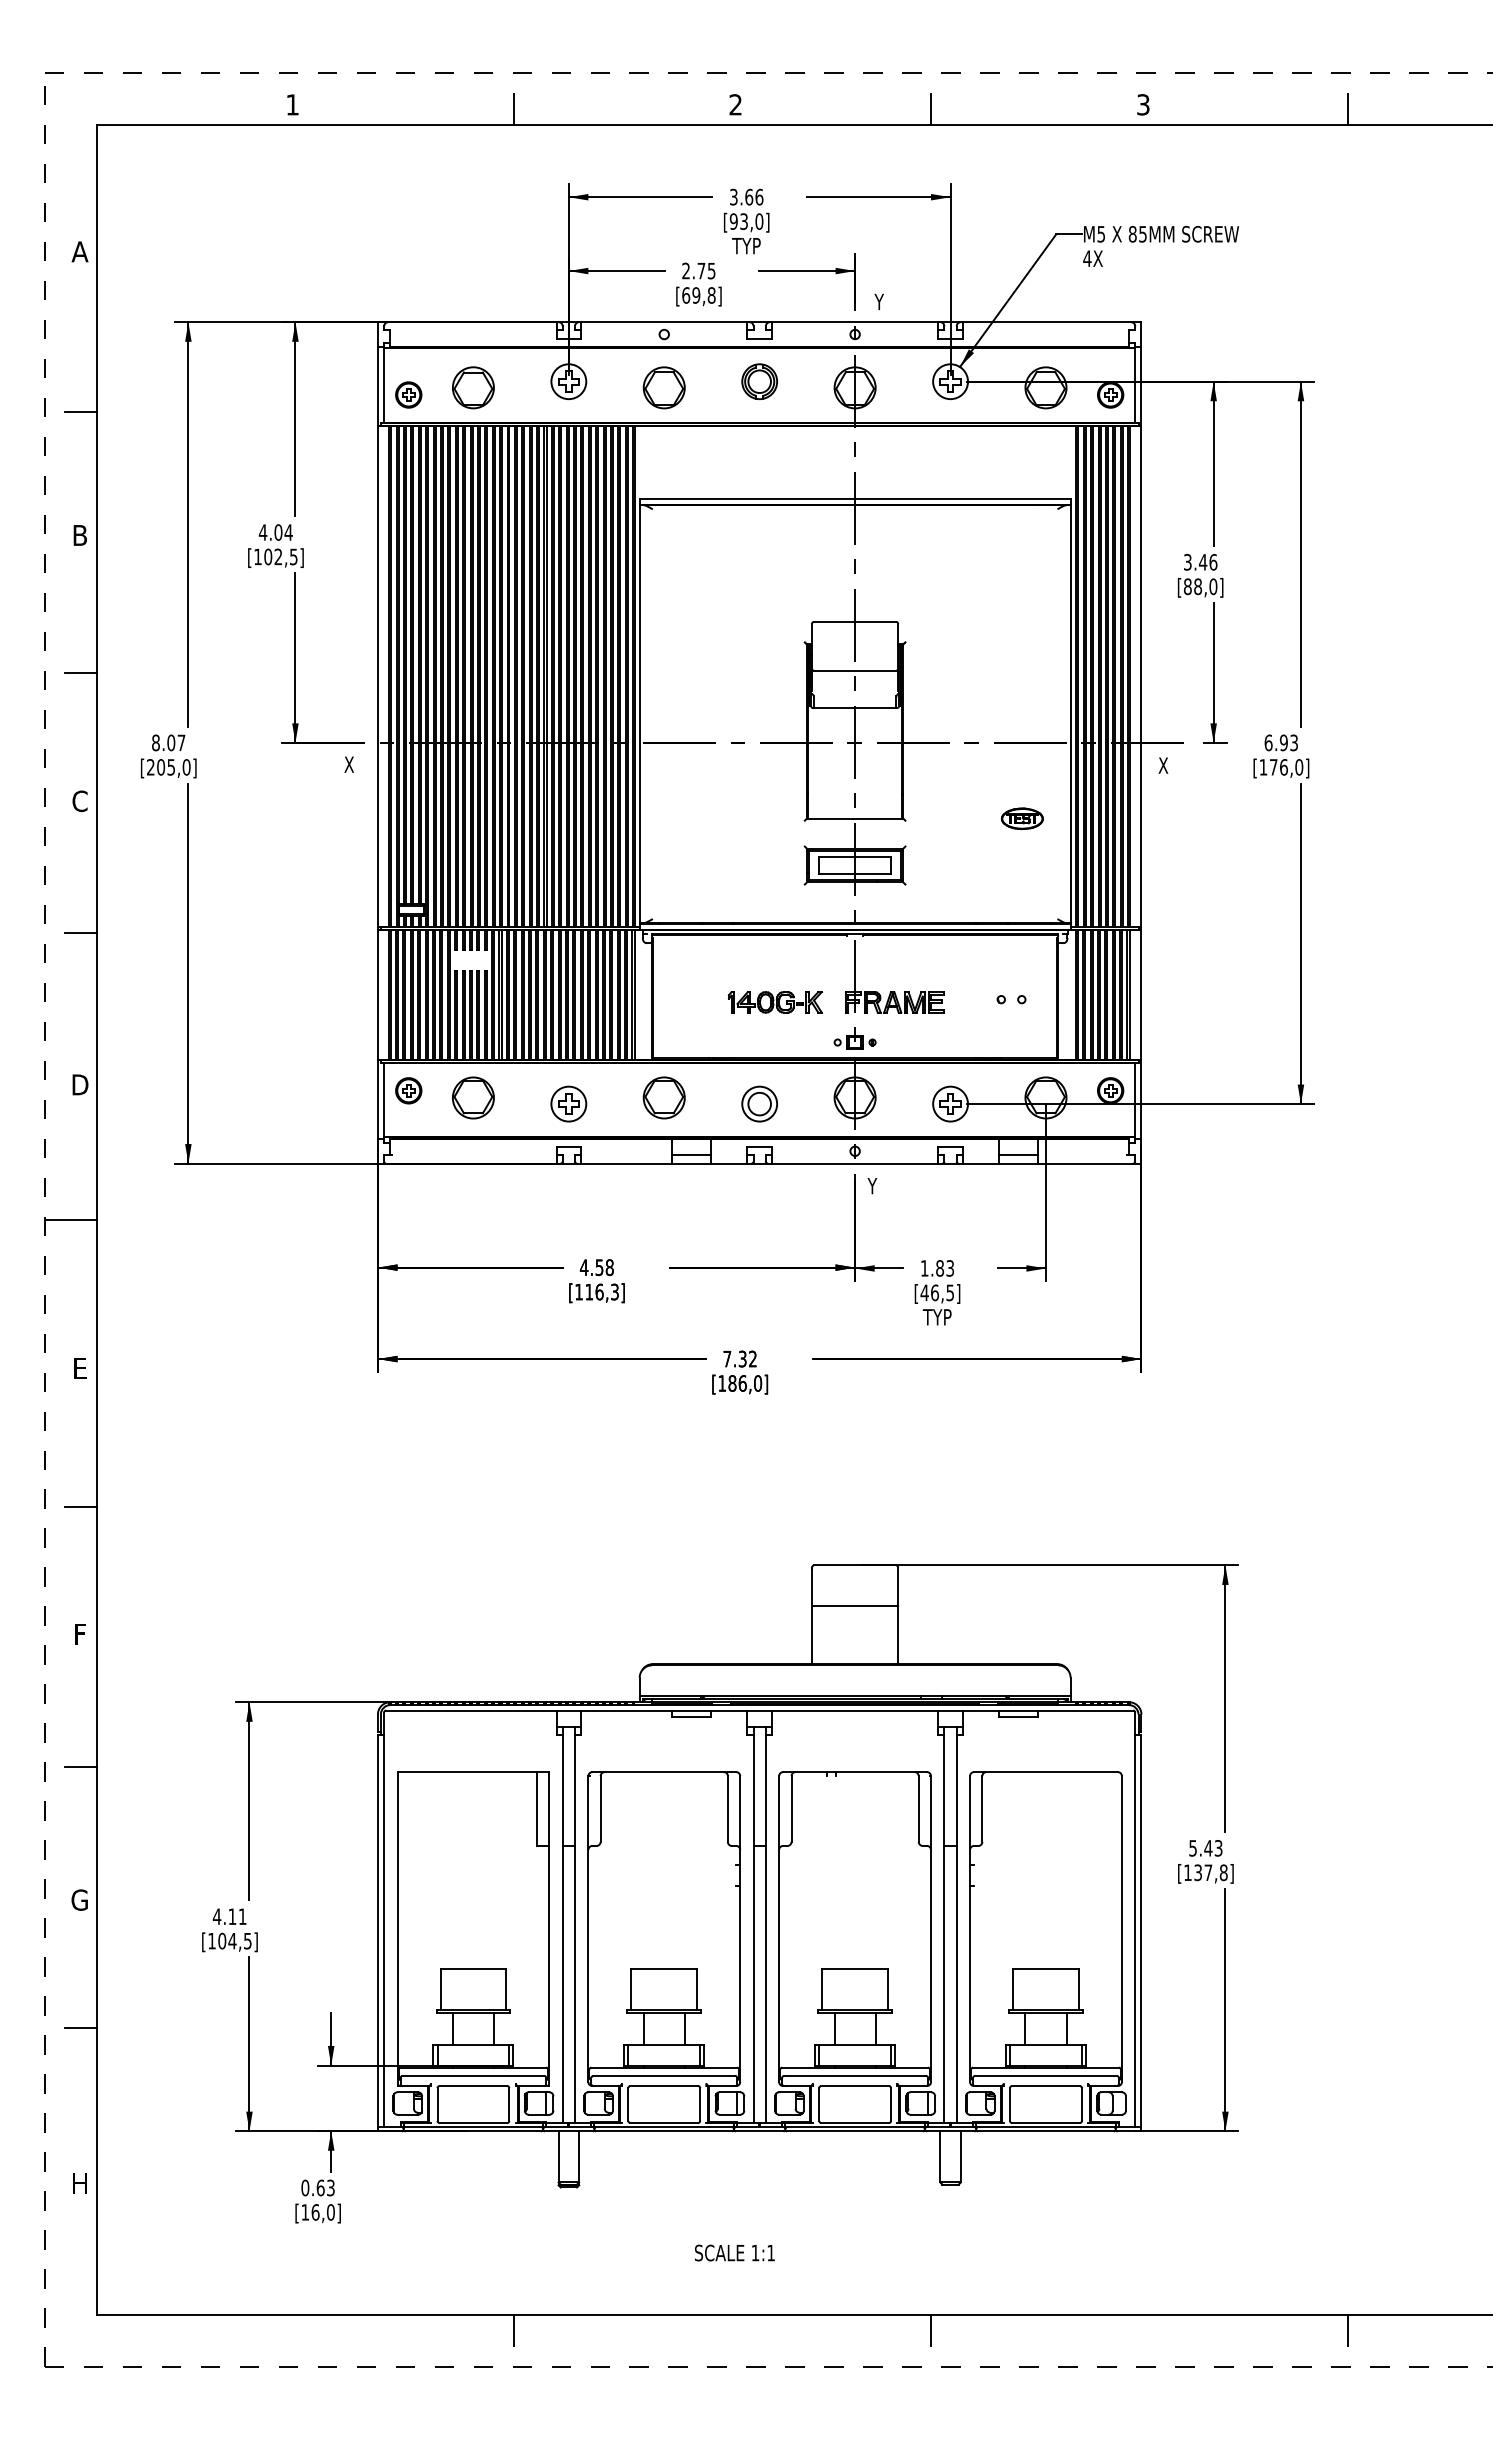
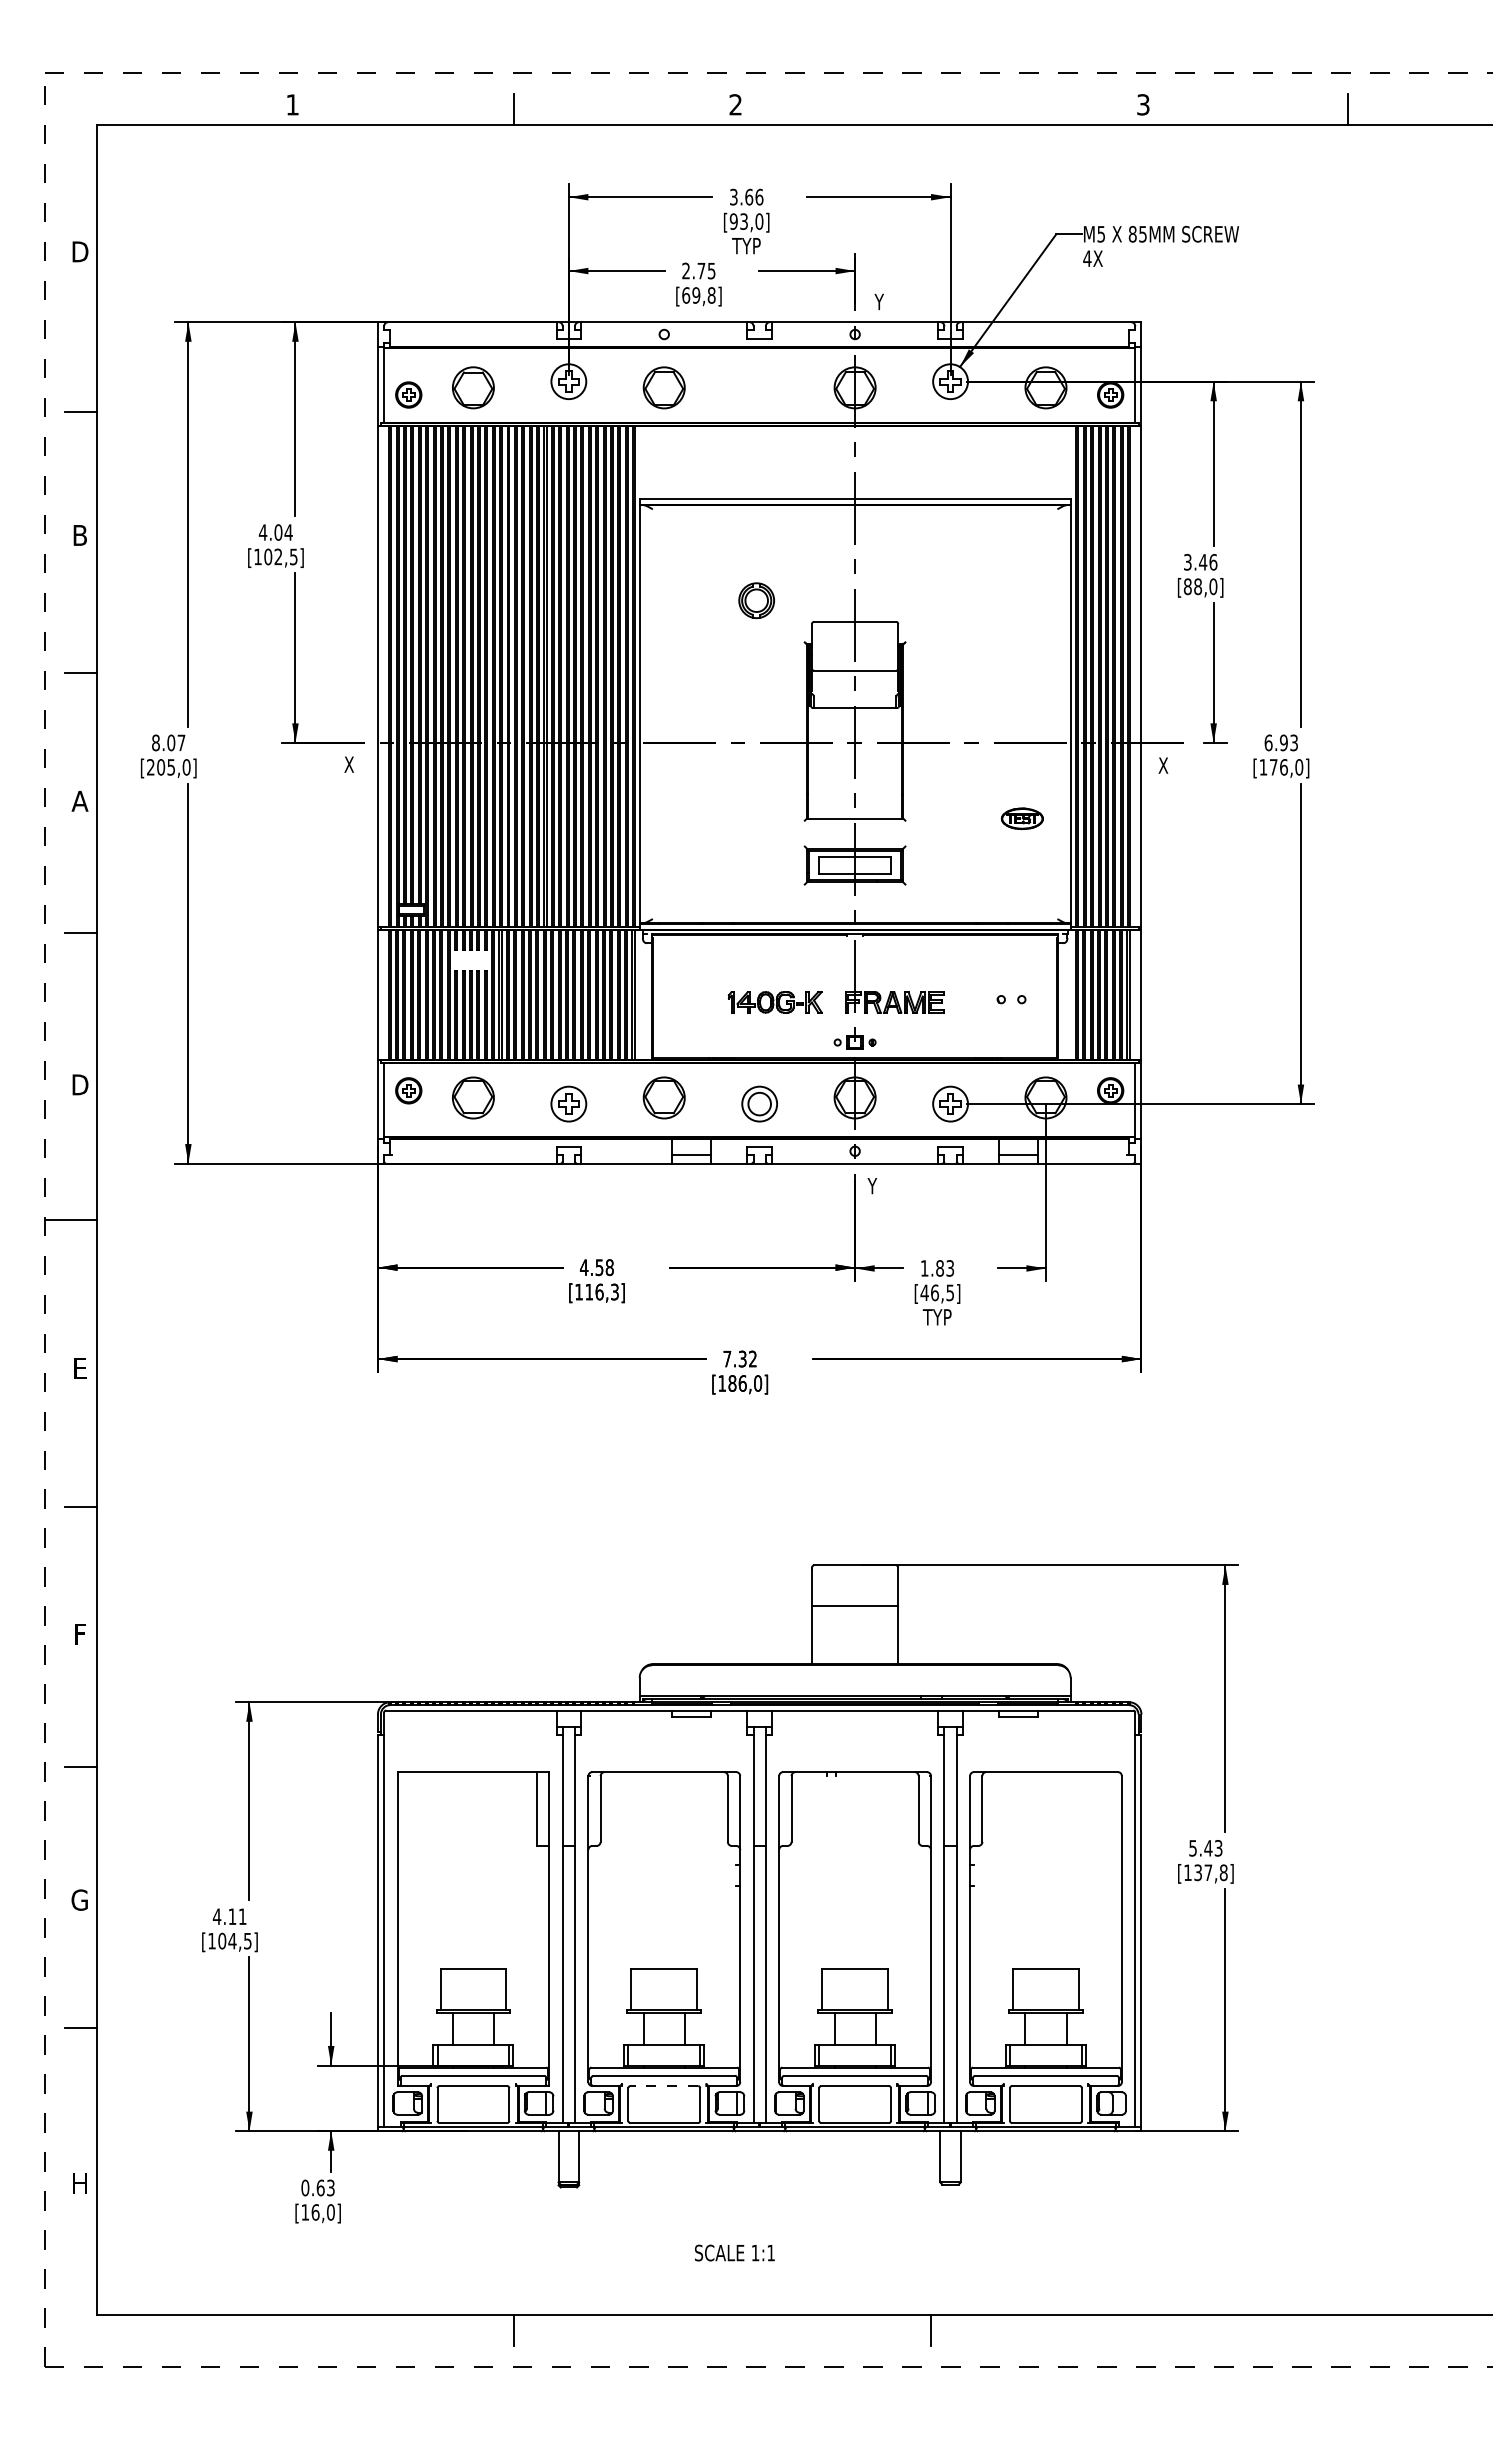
line: present -> none (930, 109)
text: A -> D (79, 251)
part position: (759, 381) -> (756, 600) (756, 600)
text: C -> A (79, 801)
line: solid -> dashed (664, 2086)
line: present -> none (1347, 2329)
